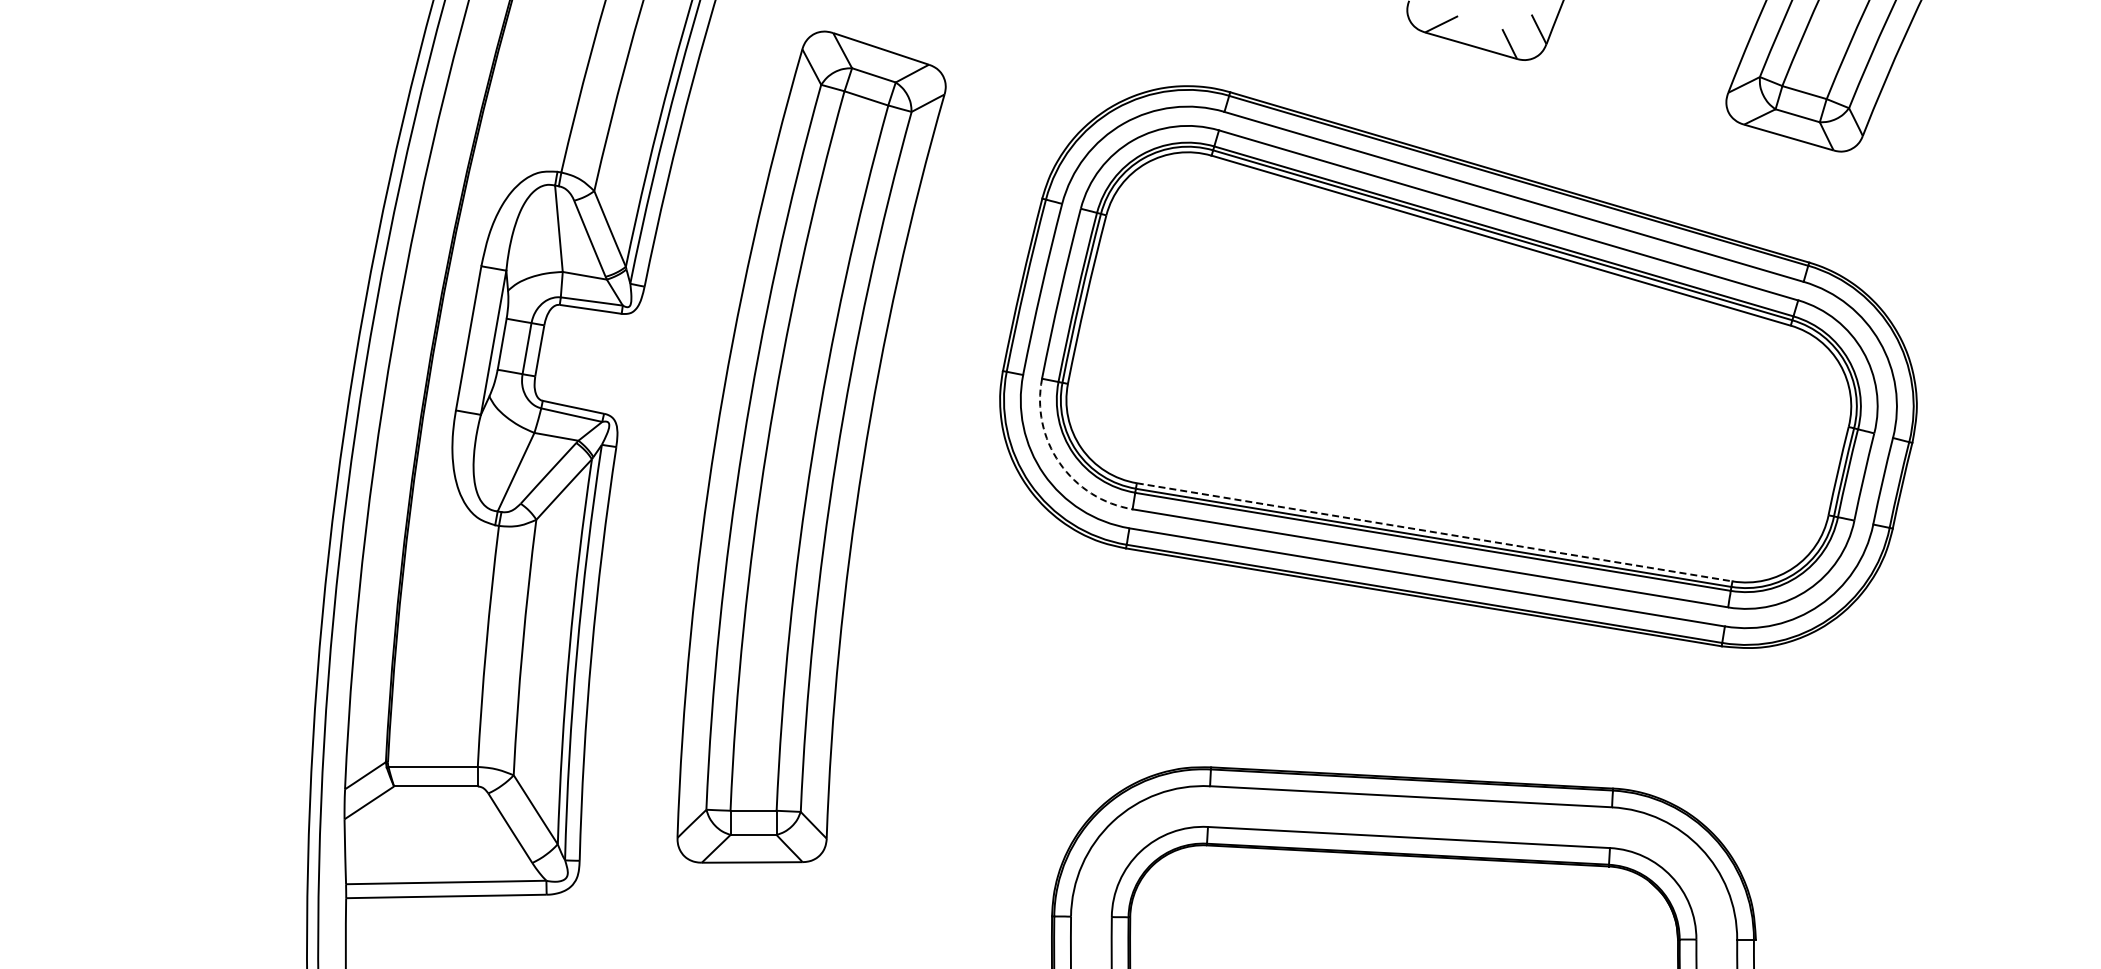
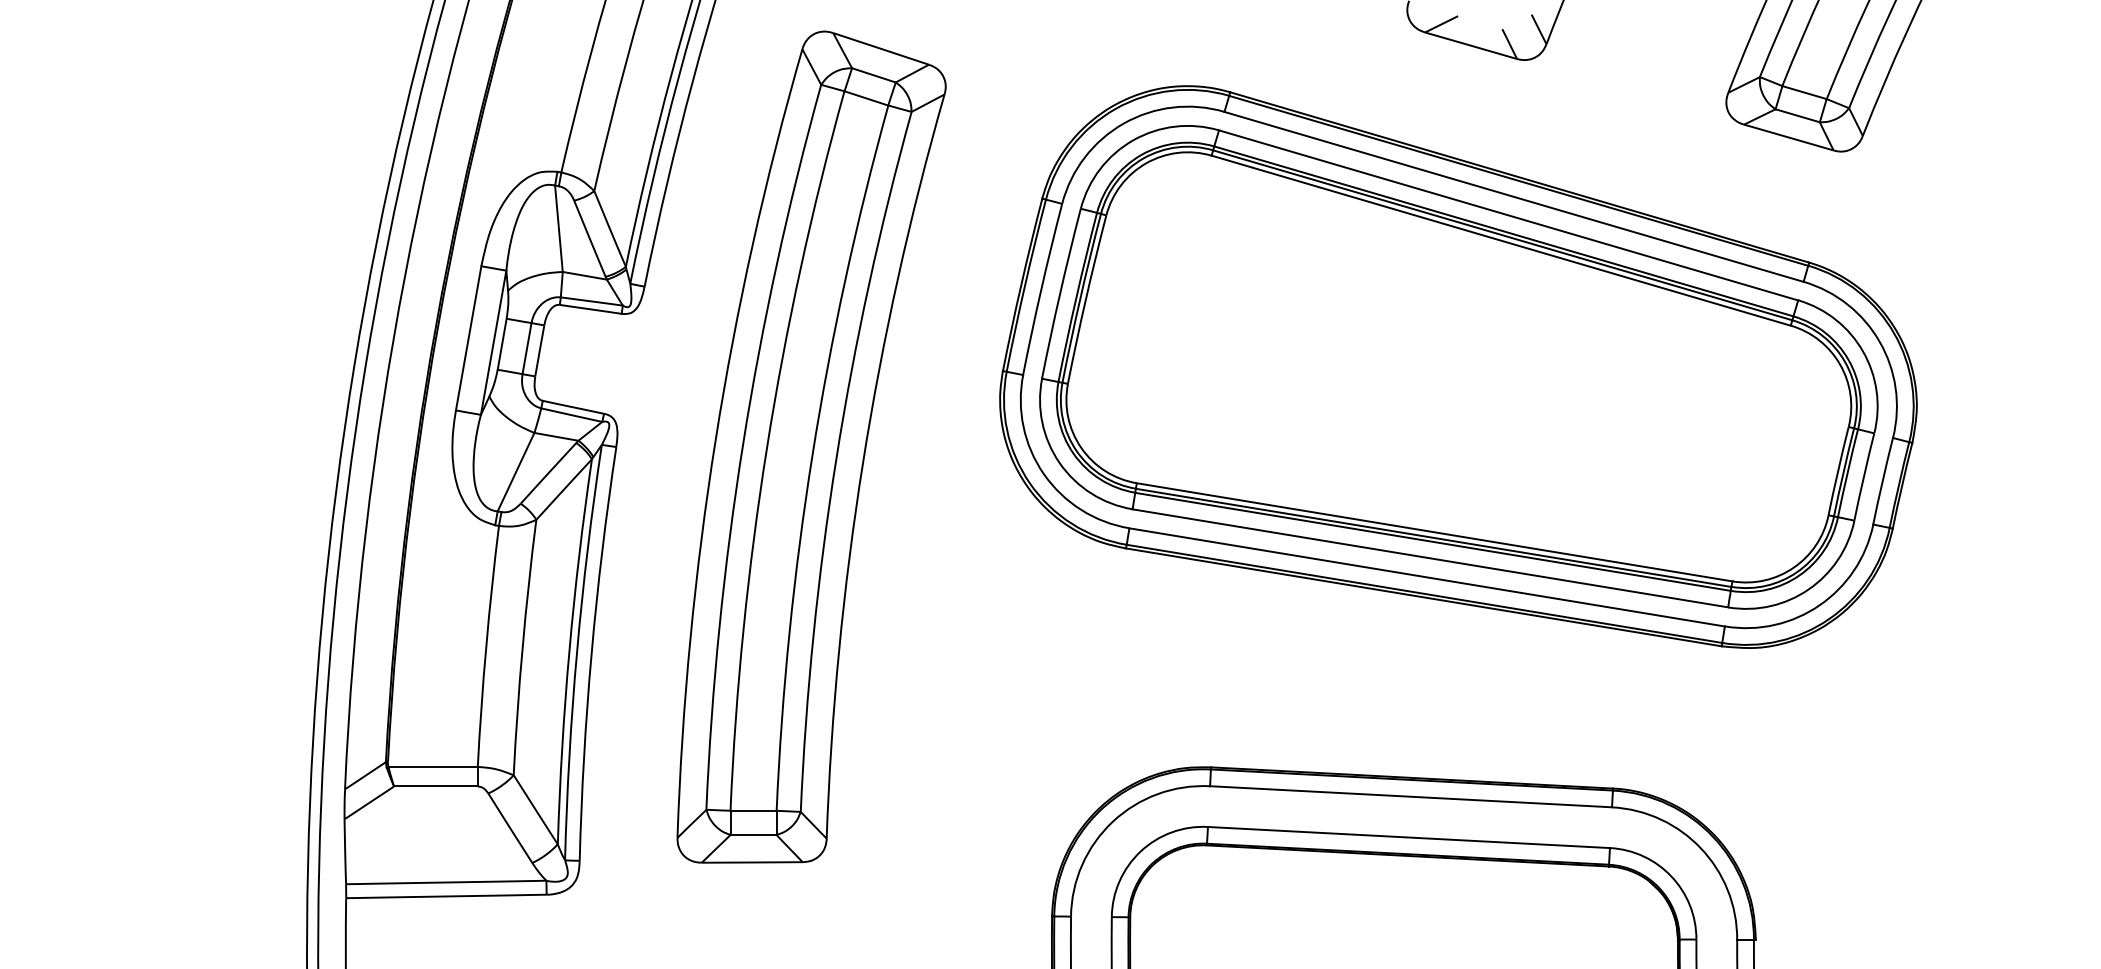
arc: dashed -> solid (1059, 463)
line: dashed -> solid (1434, 532)
